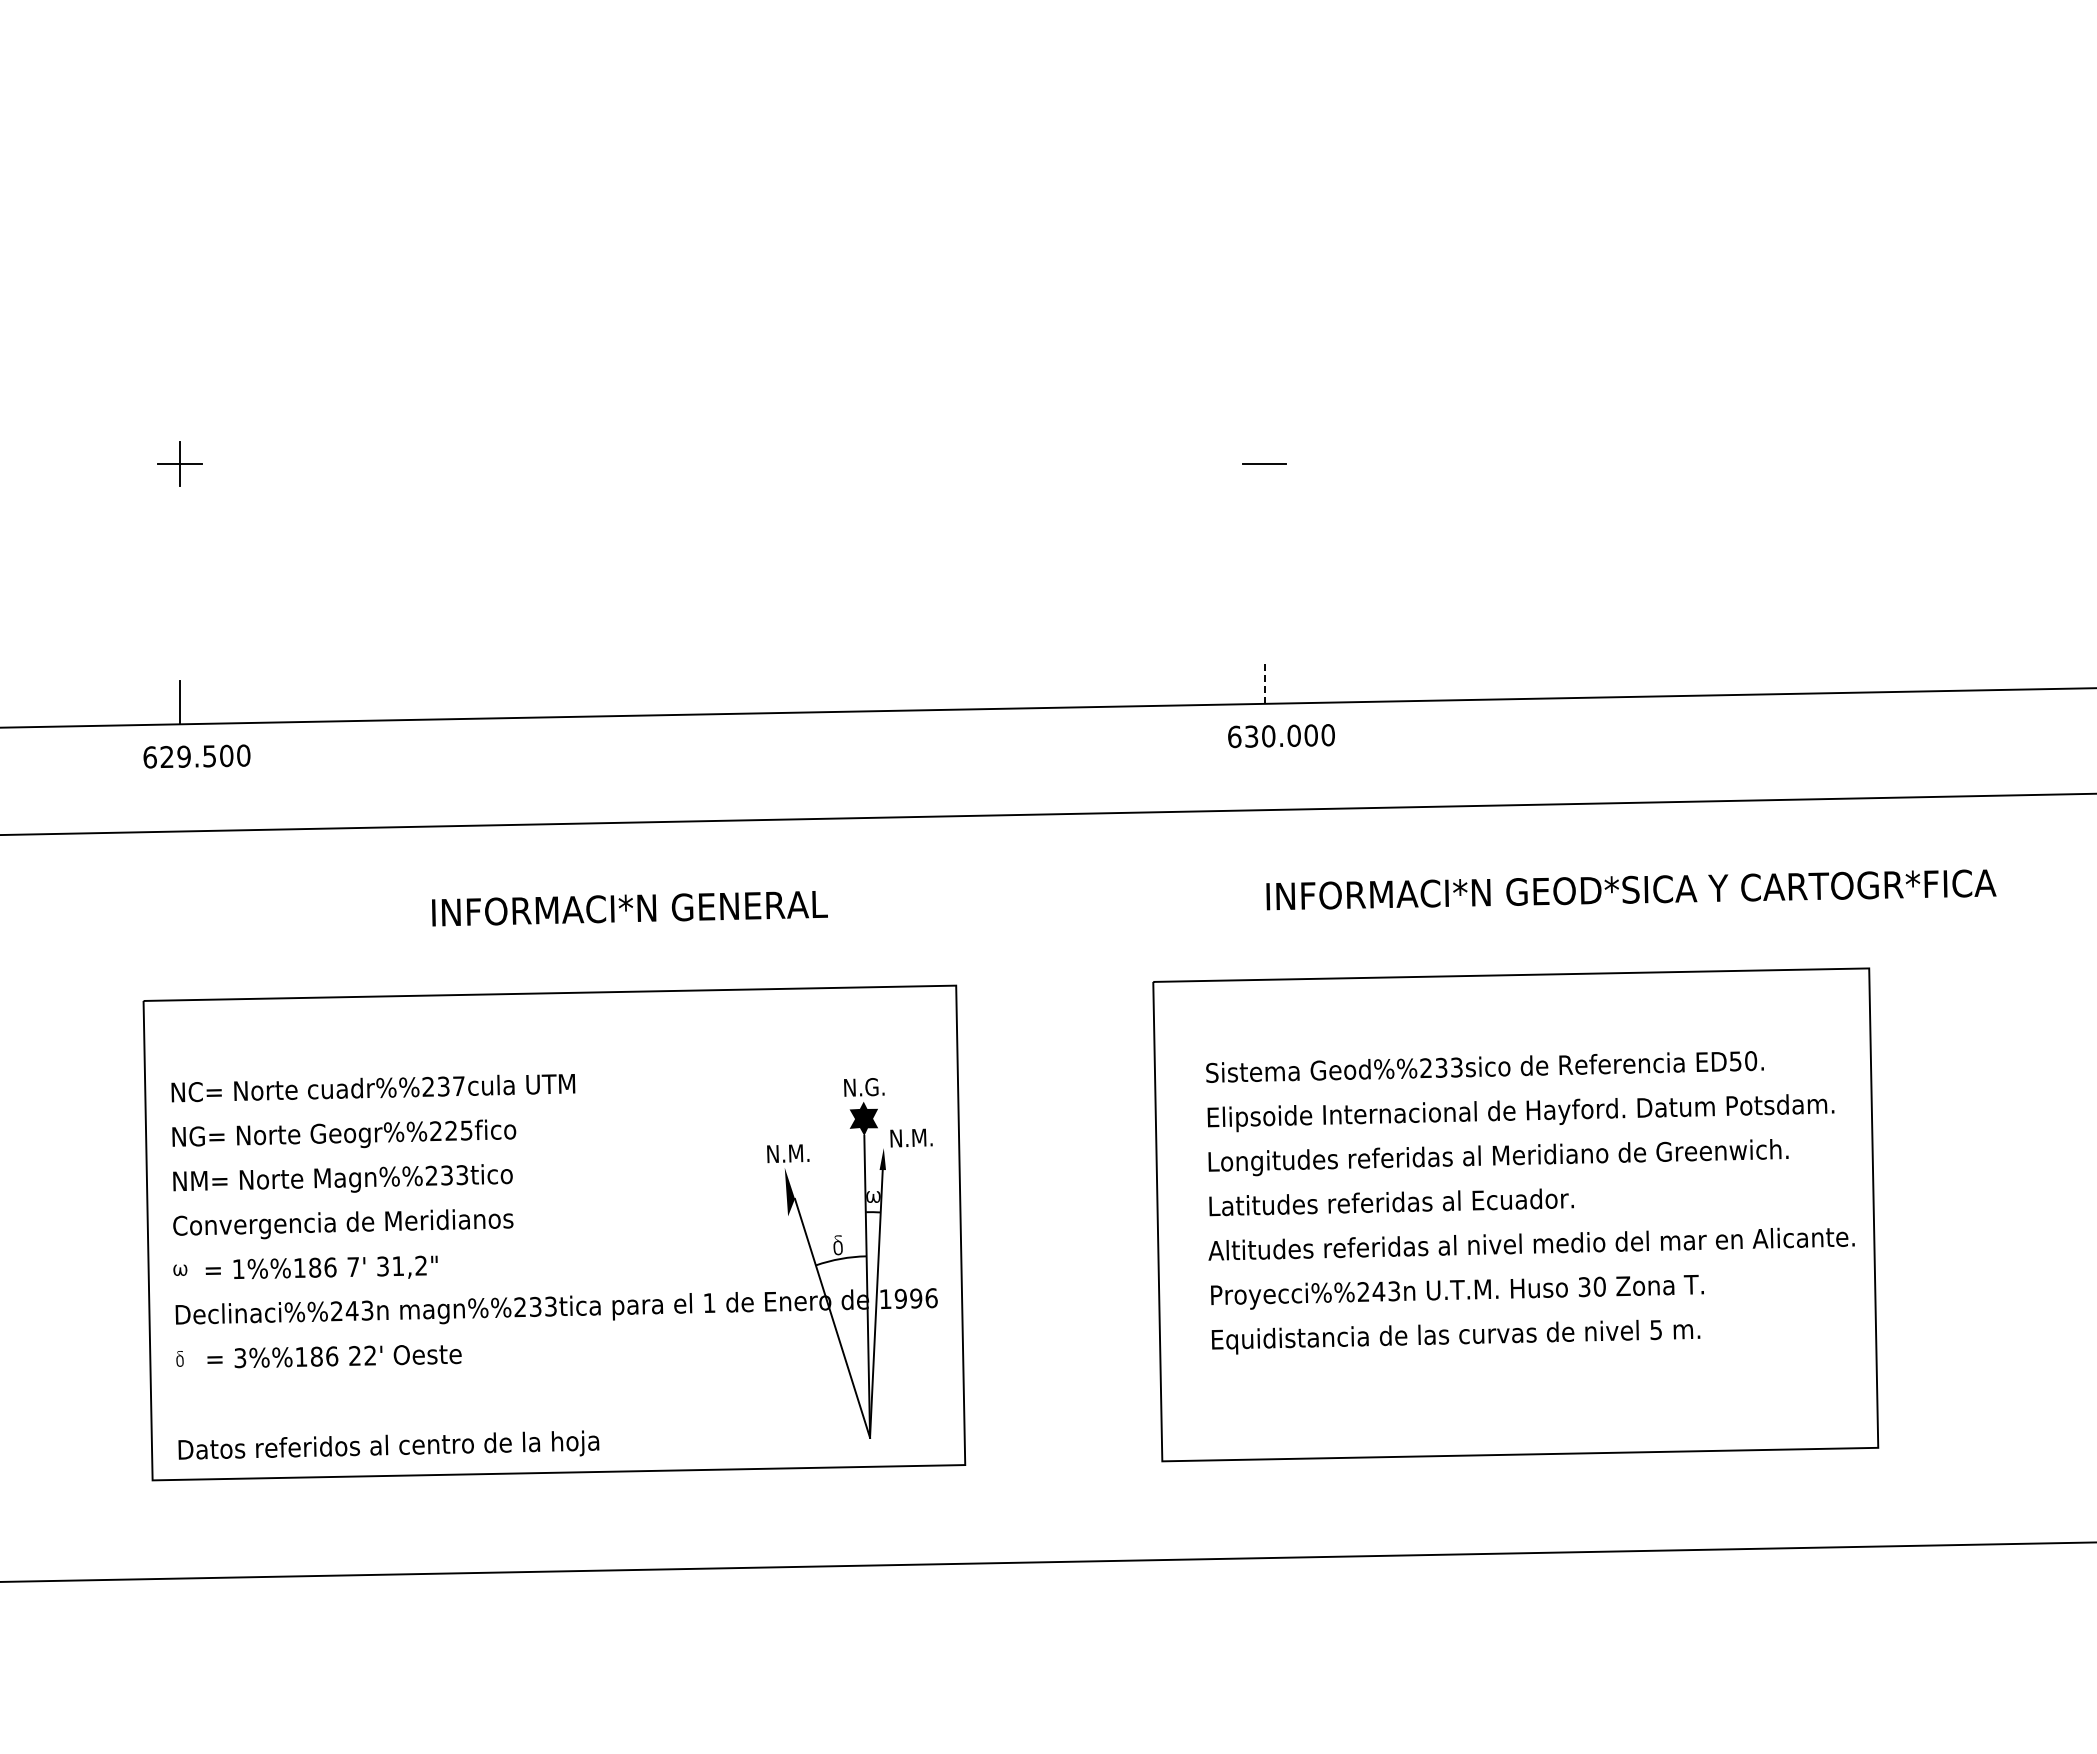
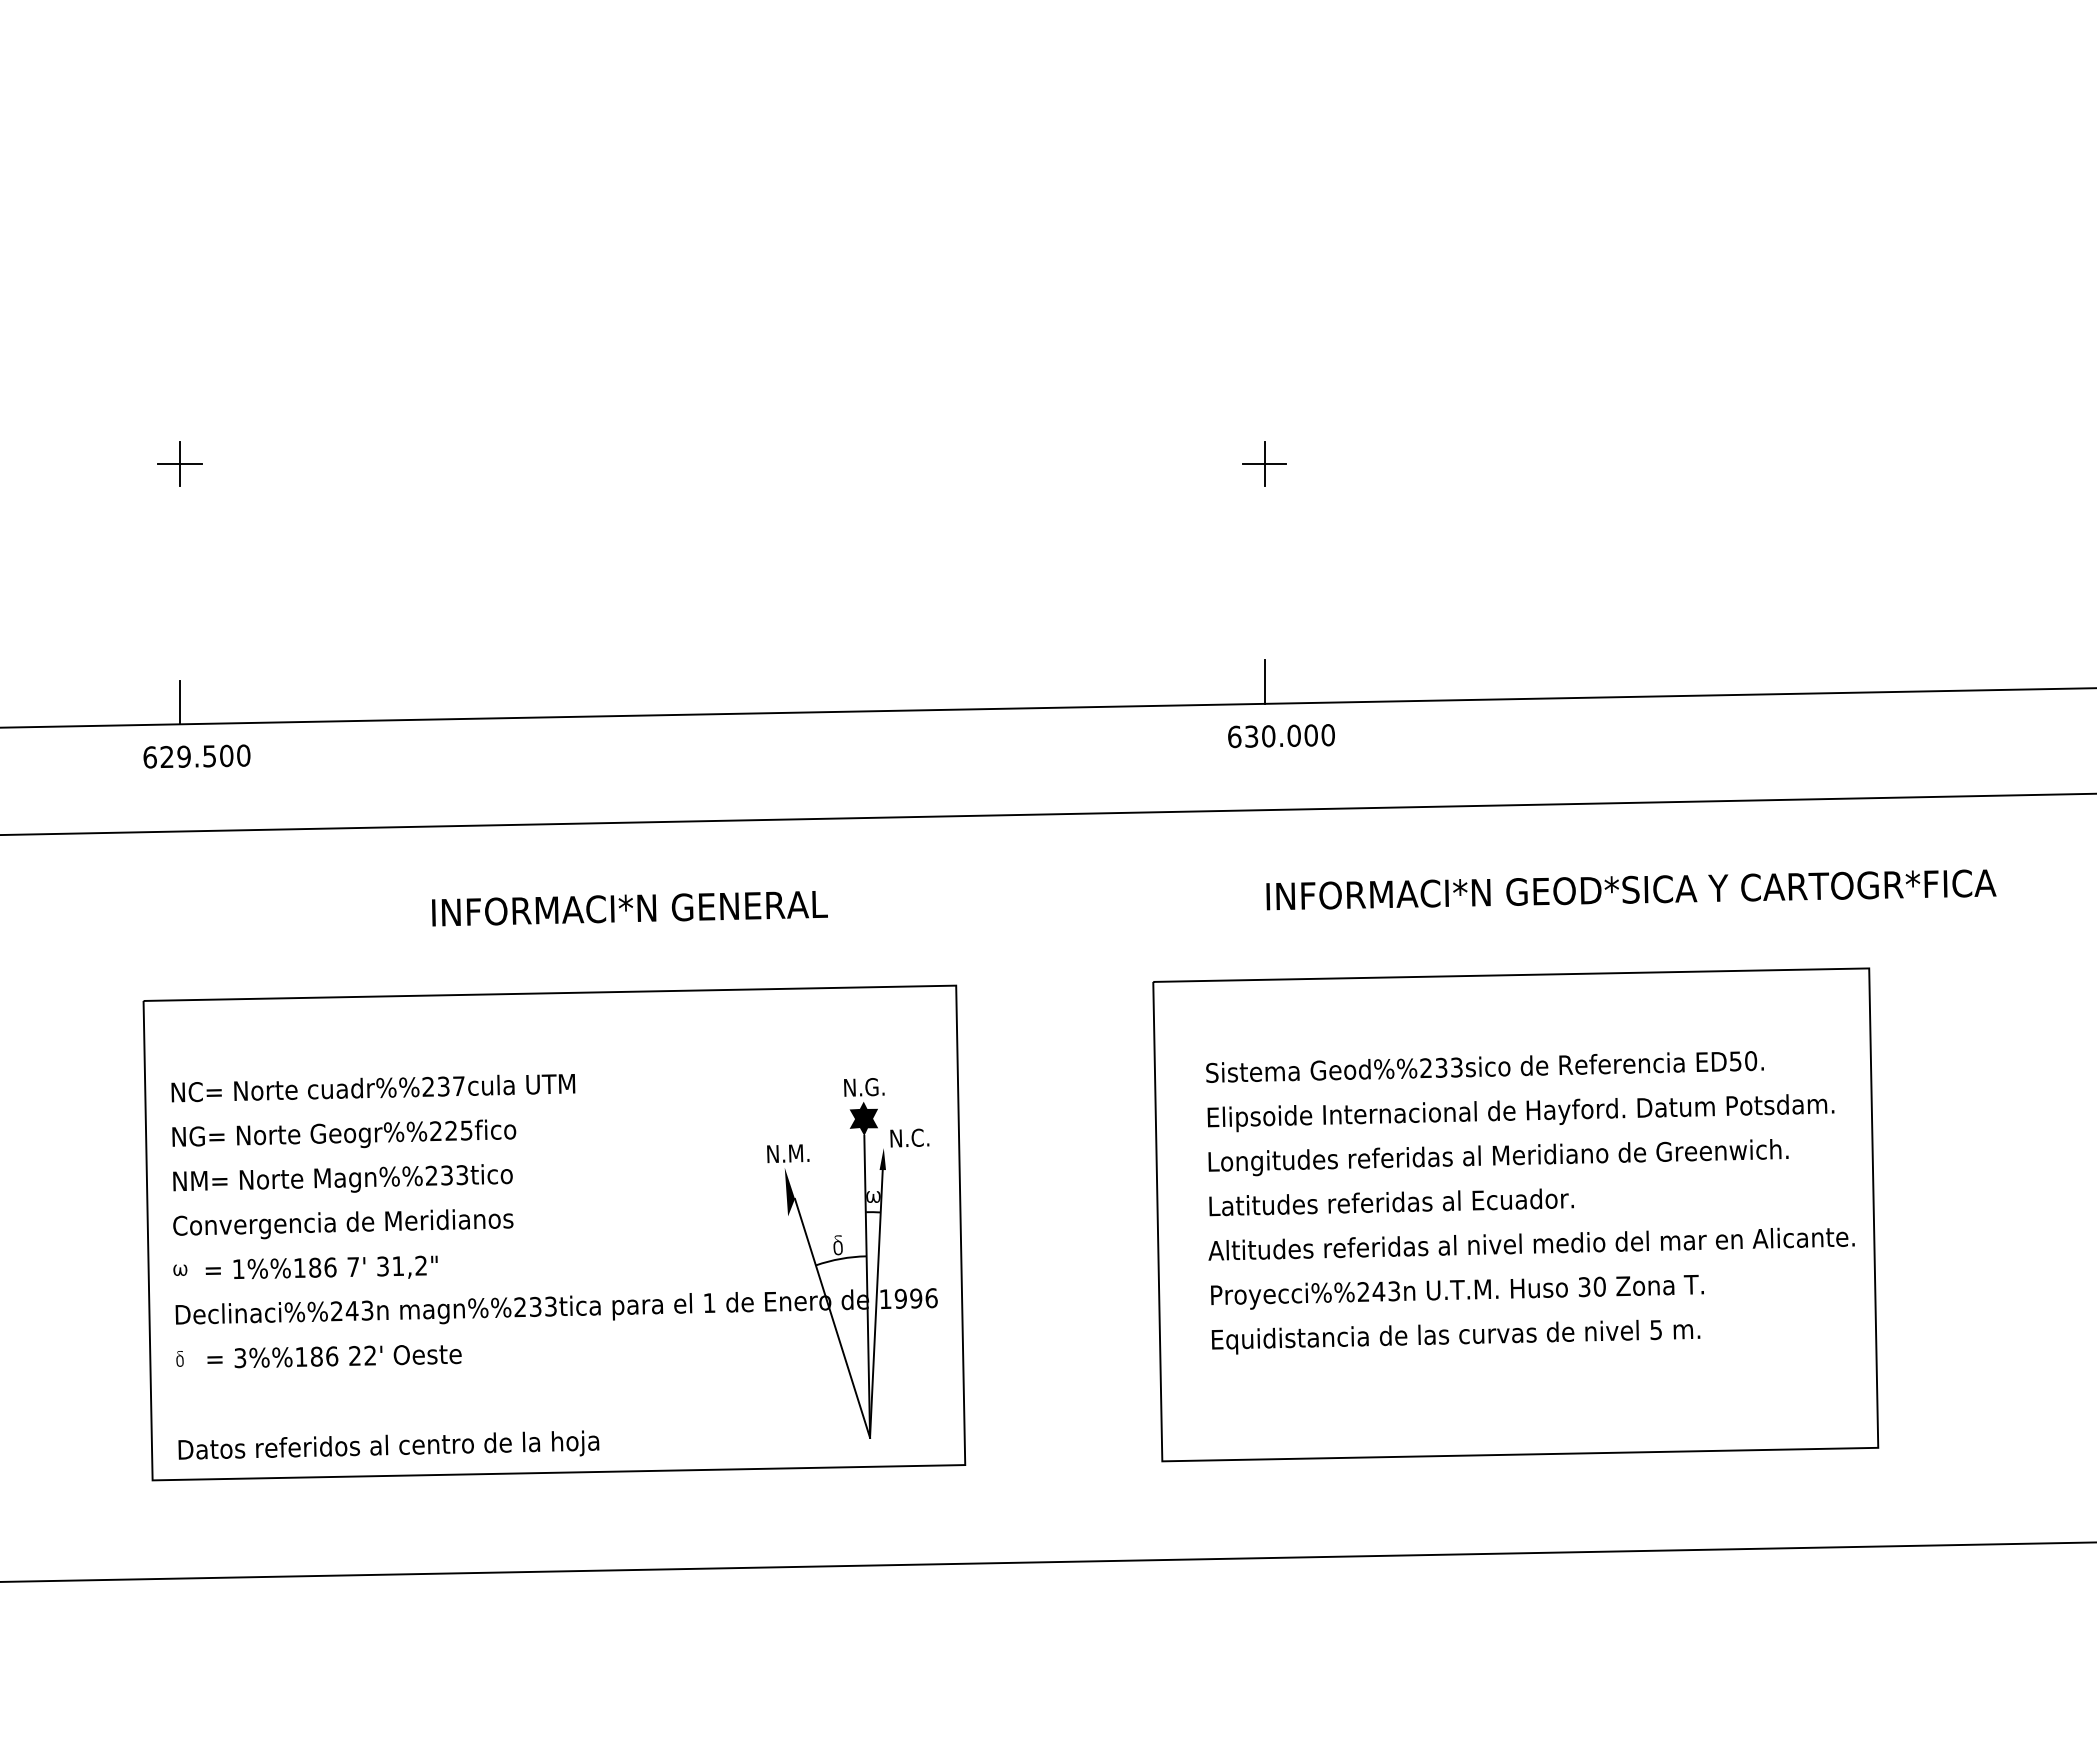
line: none -> present (1264, 463)
line: dashed -> solid (1264, 682)
text: N.M. -> N.C. (921, 1137)
